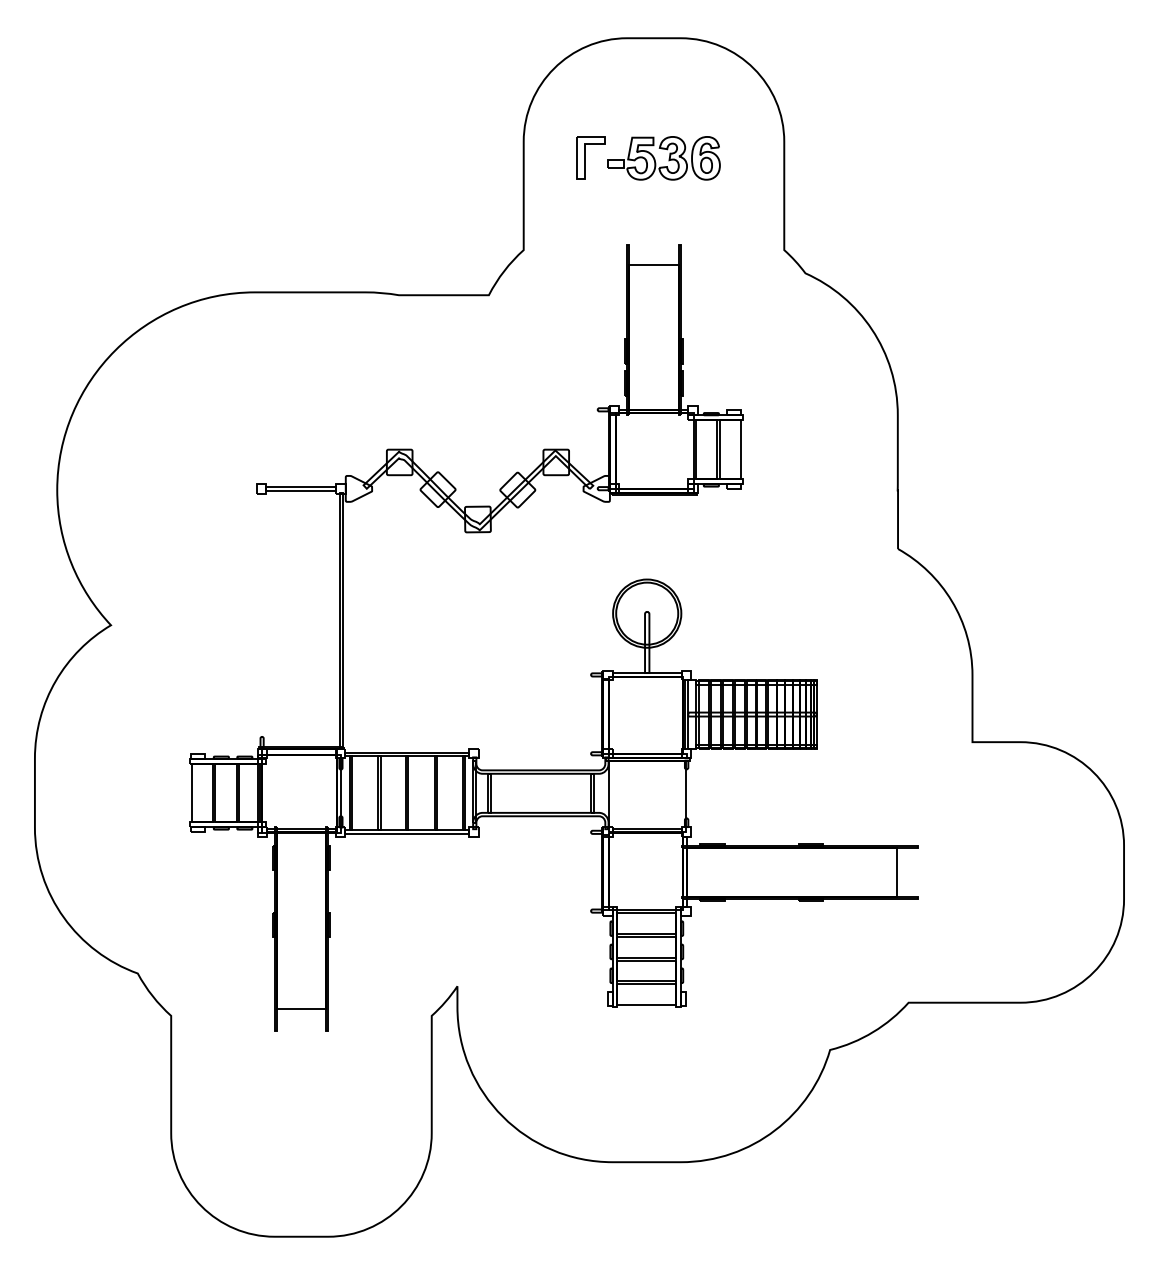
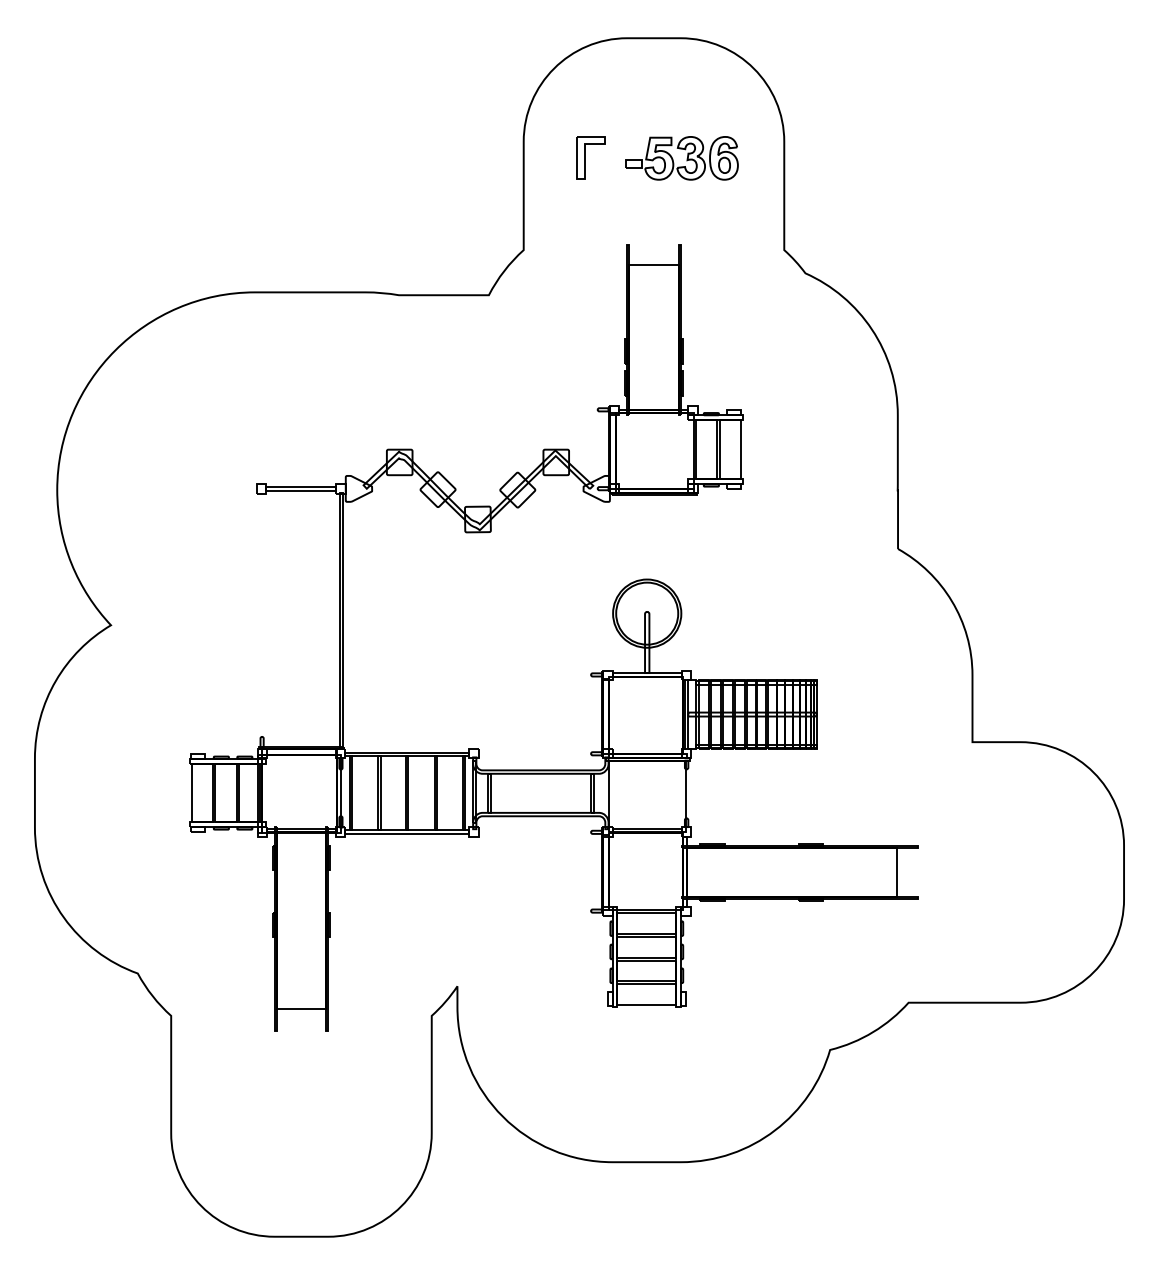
part position: (663, 158) -> (681, 158) (681, 158)
